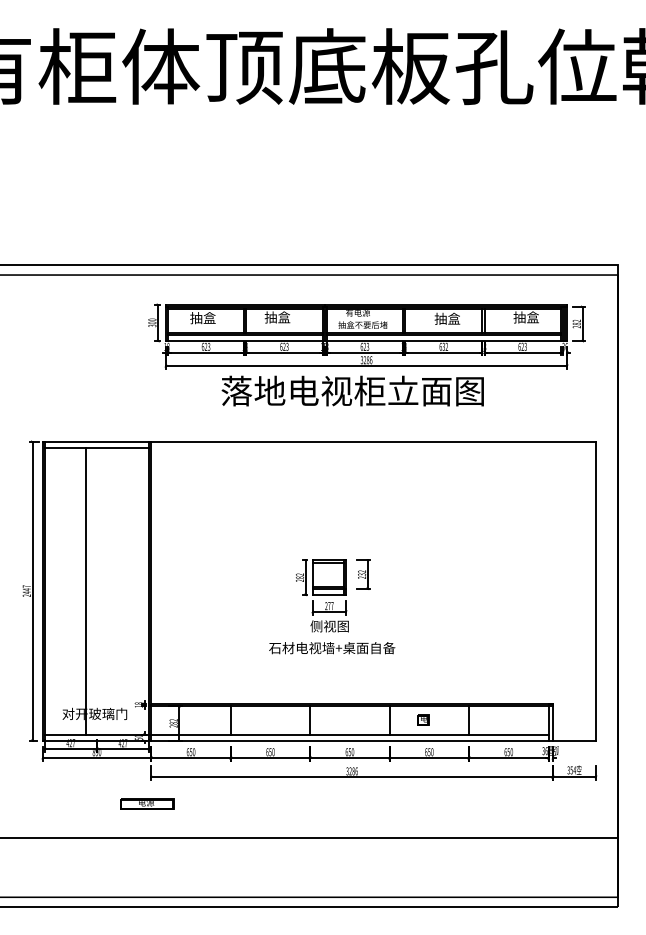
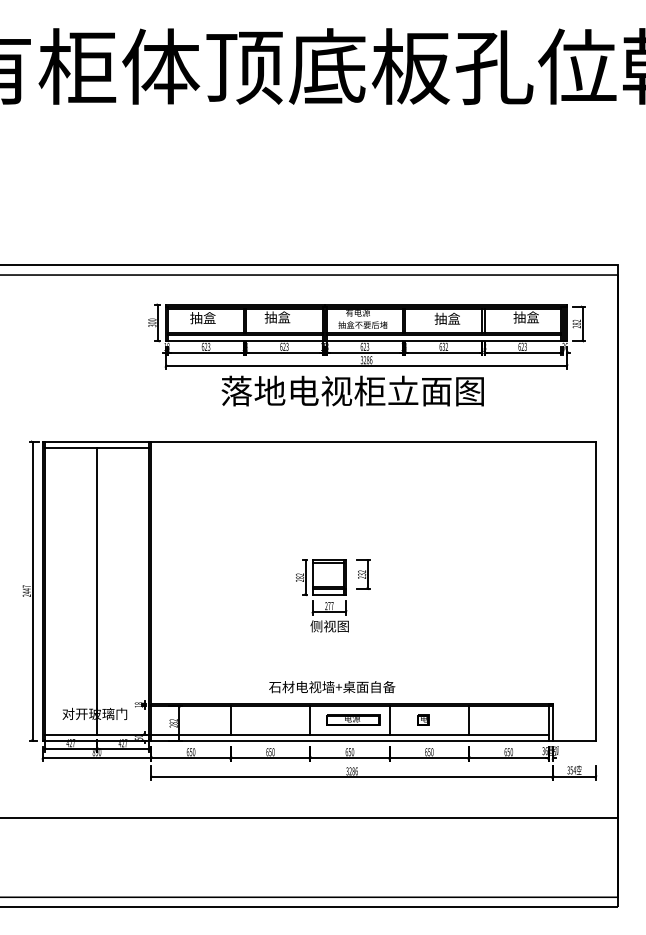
line position: (86, 590) -> (97, 590) (97, 590)
text position: (332, 648) -> (332, 687) (332, 687)
part position: (147, 803) -> (353, 719) (353, 719)
line position: (310, 838) -> (310, 818) (310, 818)
